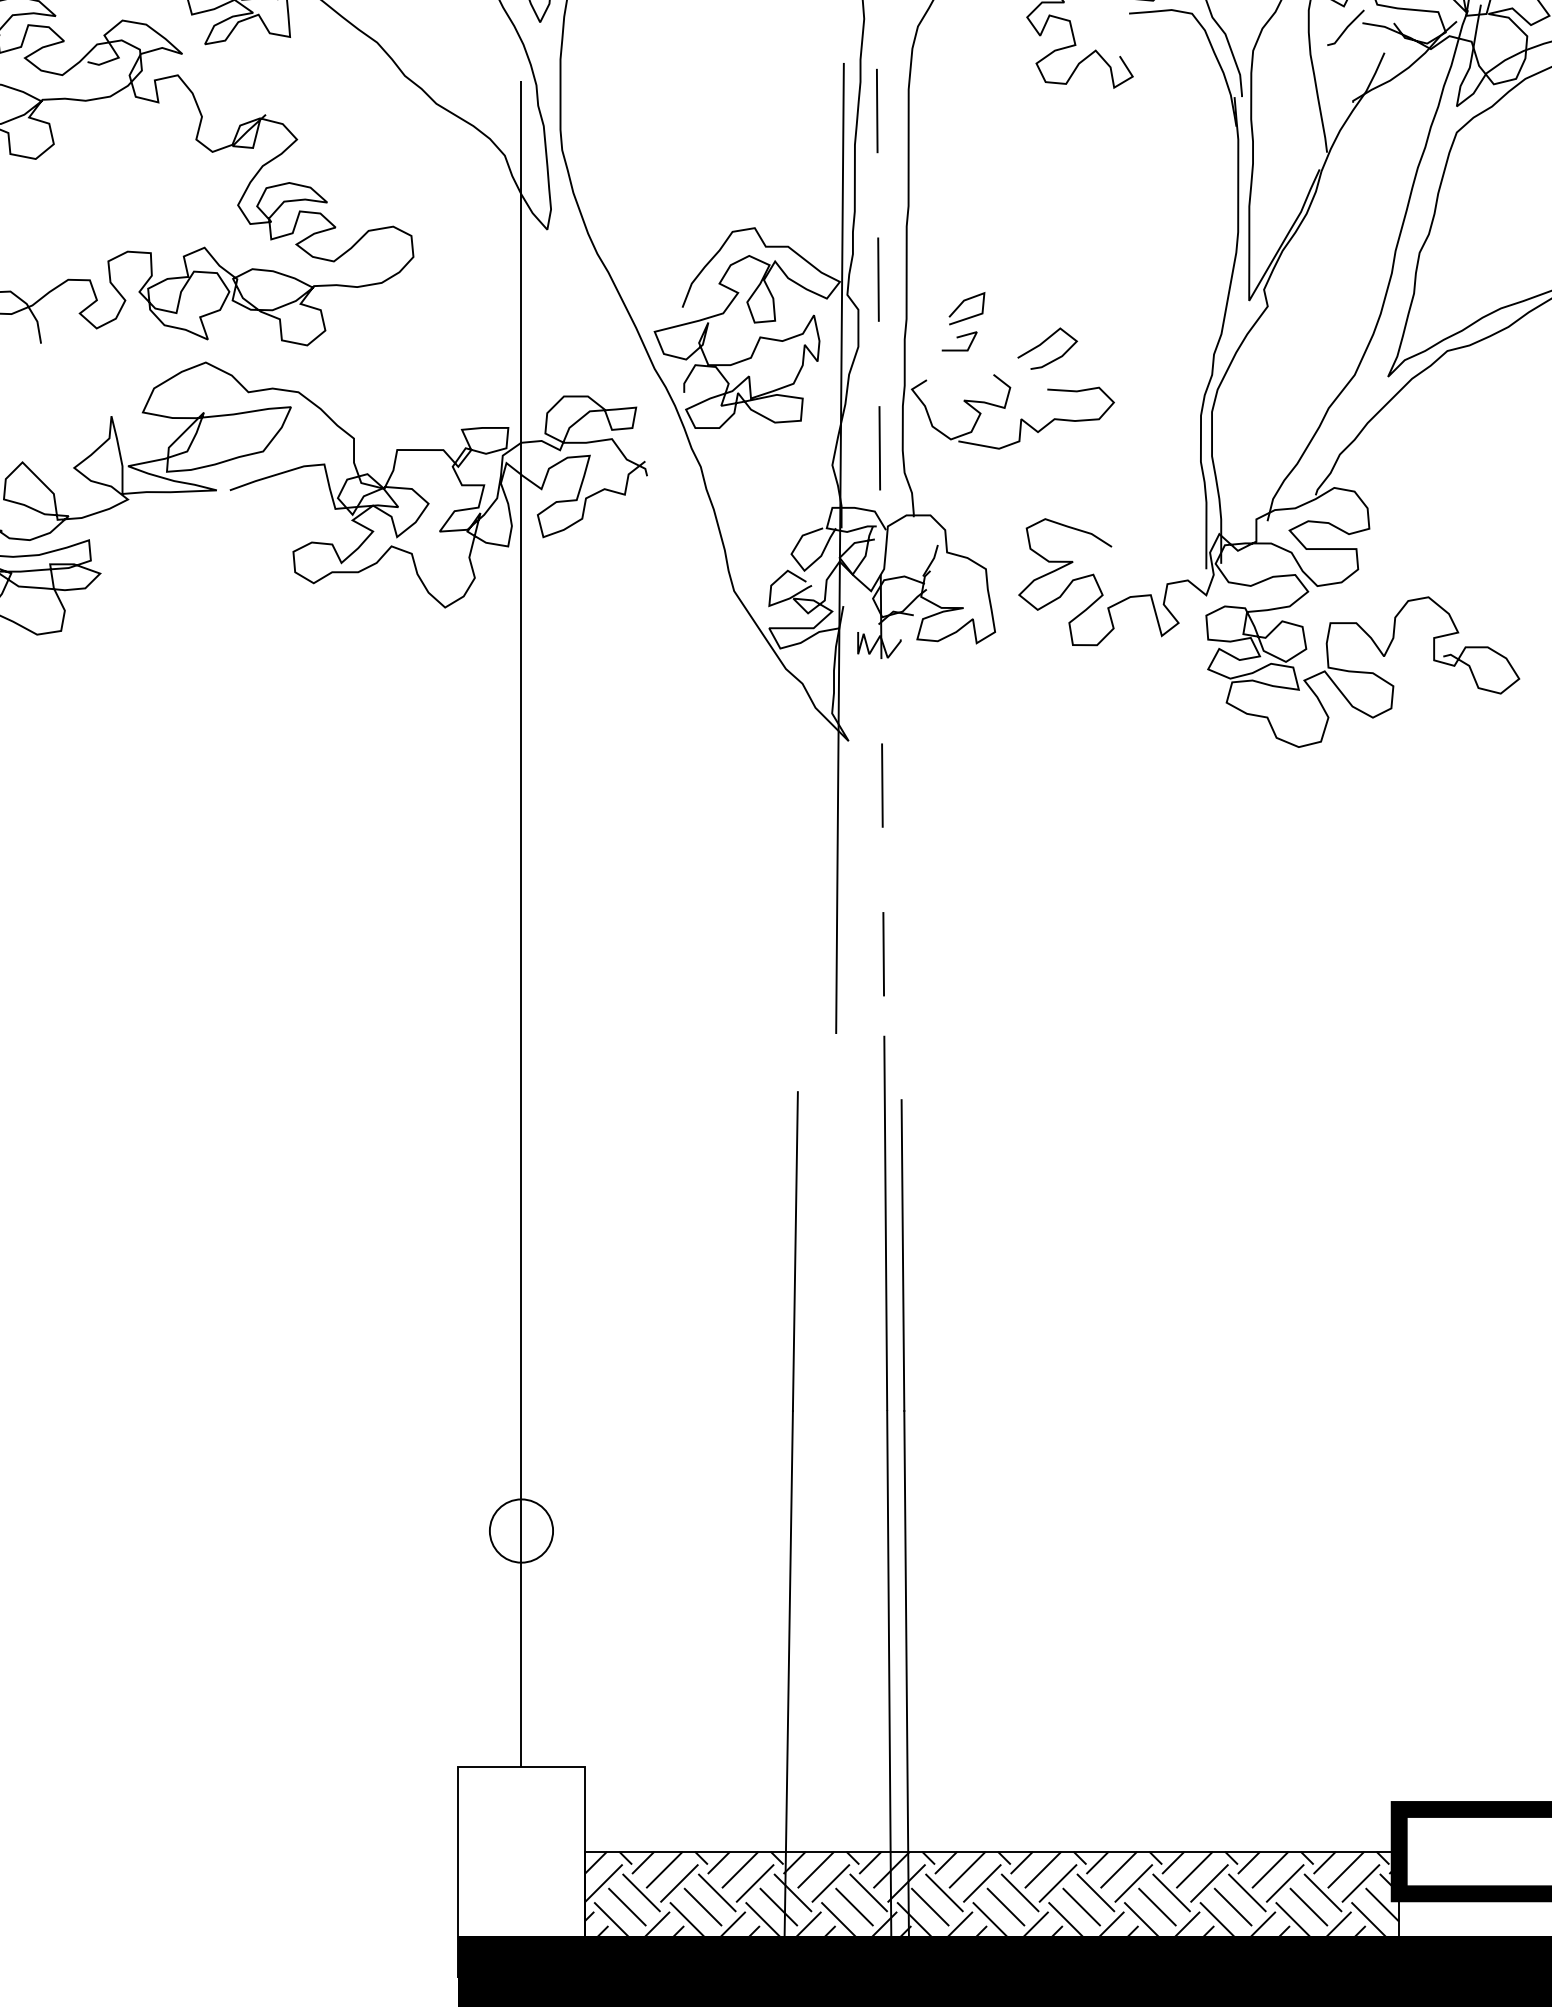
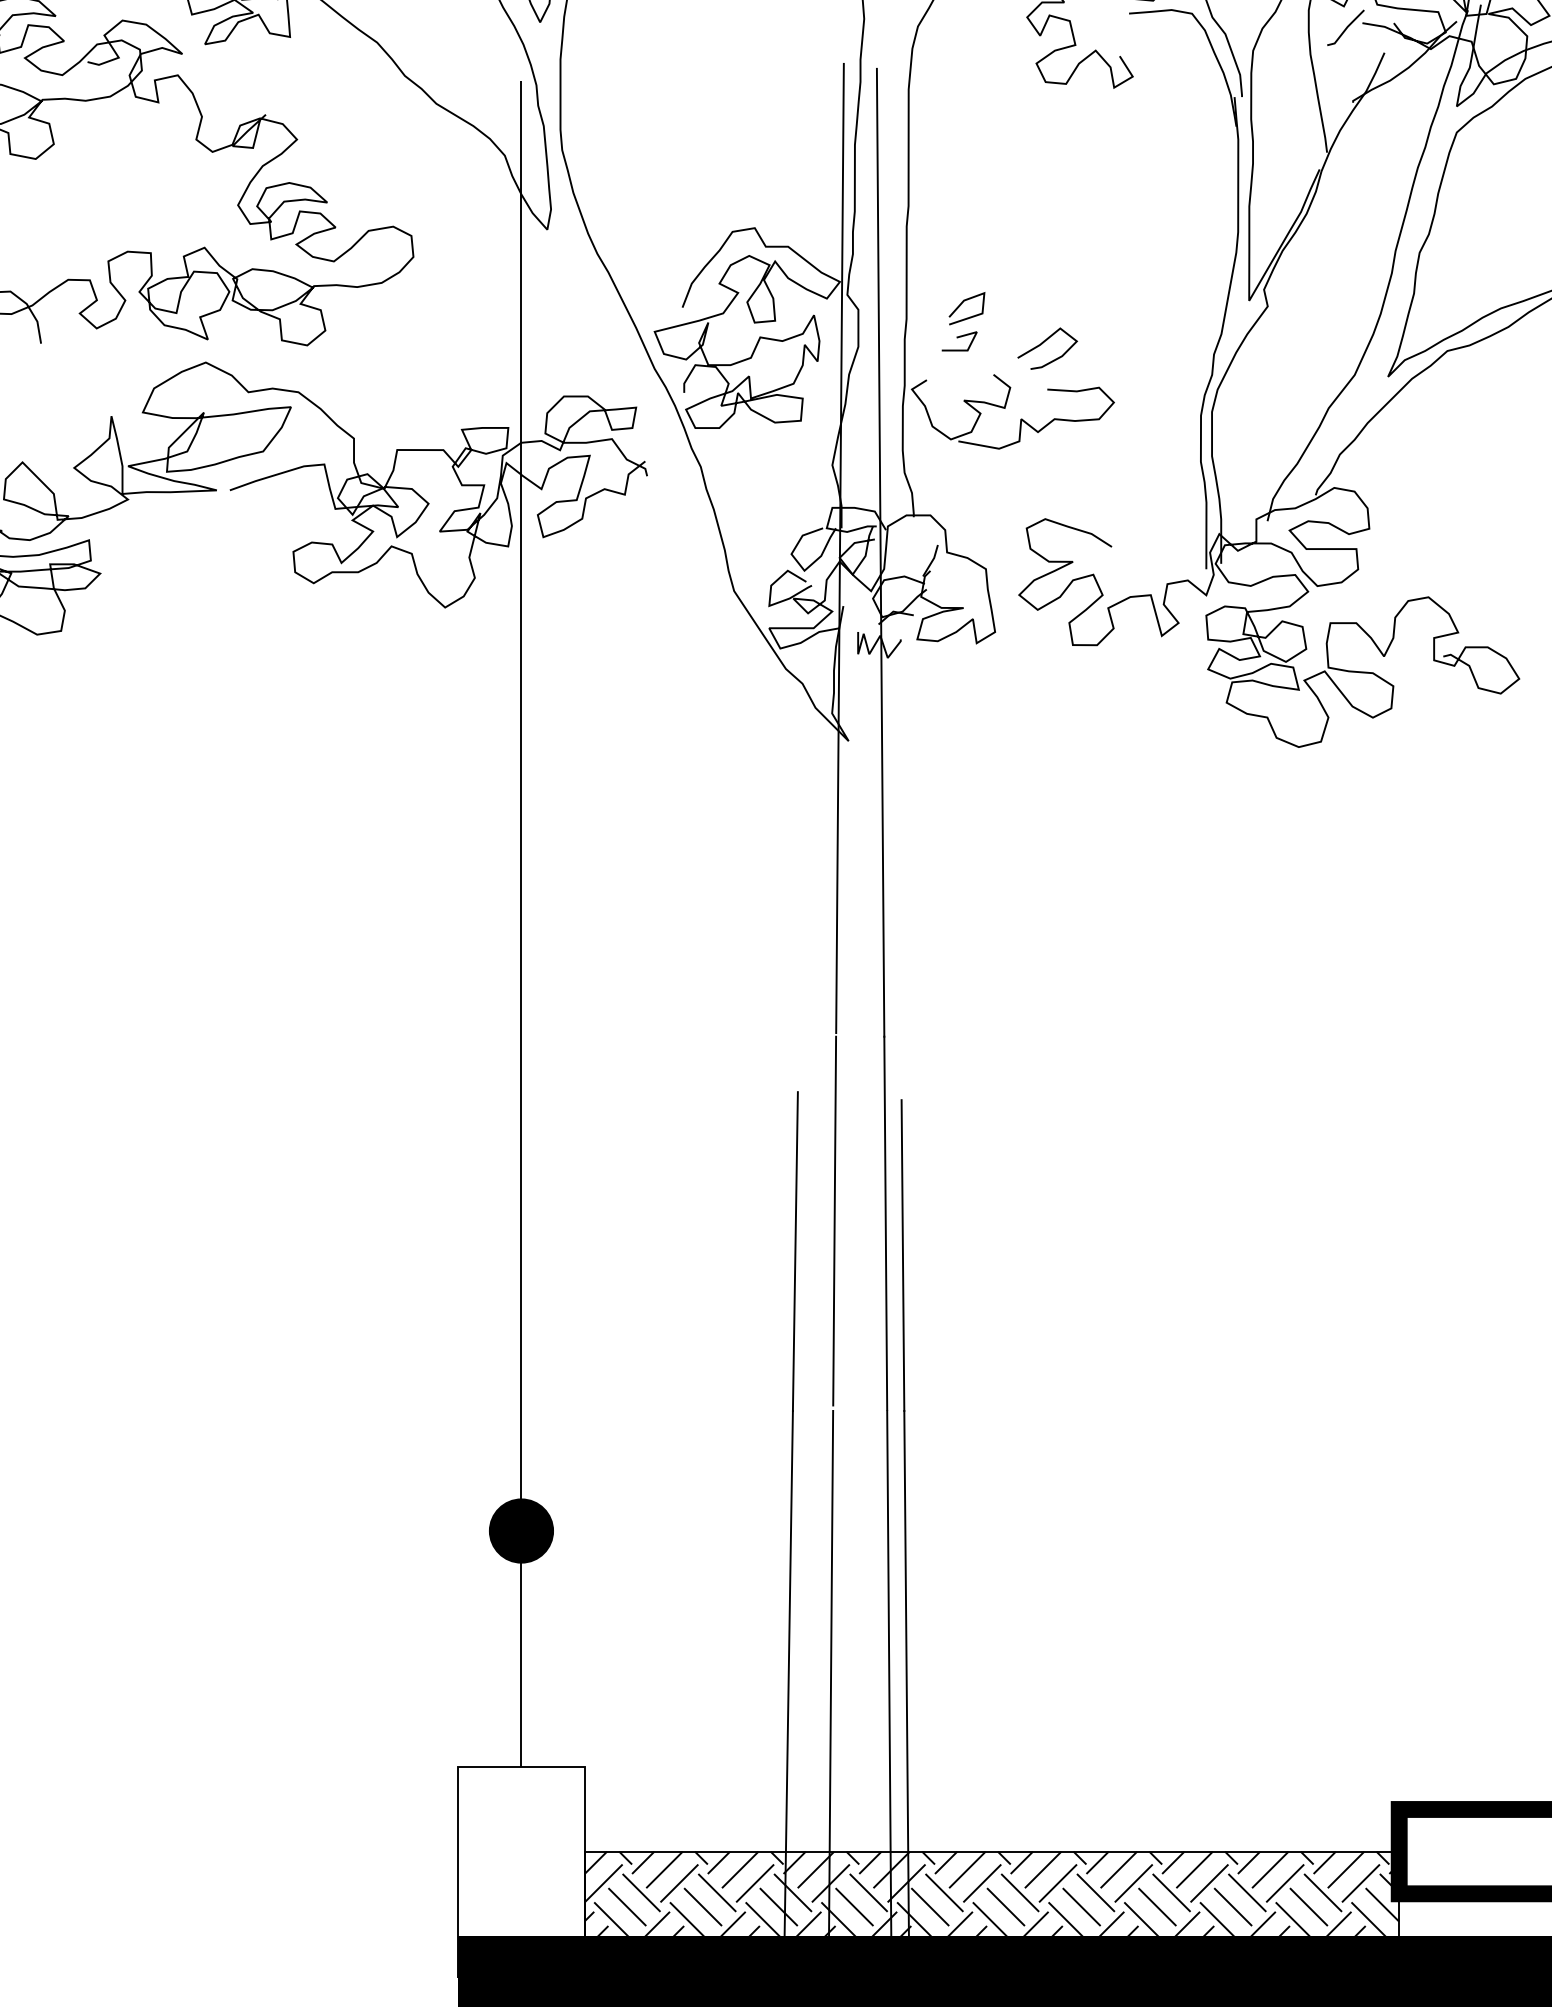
line: dashed -> solid (880, 552)
line: none -> present (834, 1220)
fill: none -> present (521, 1530)
line: none -> present (830, 1684)
